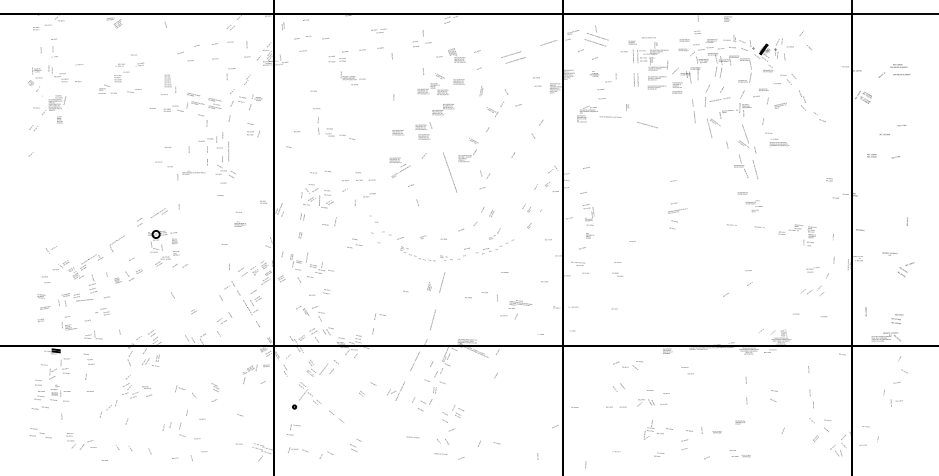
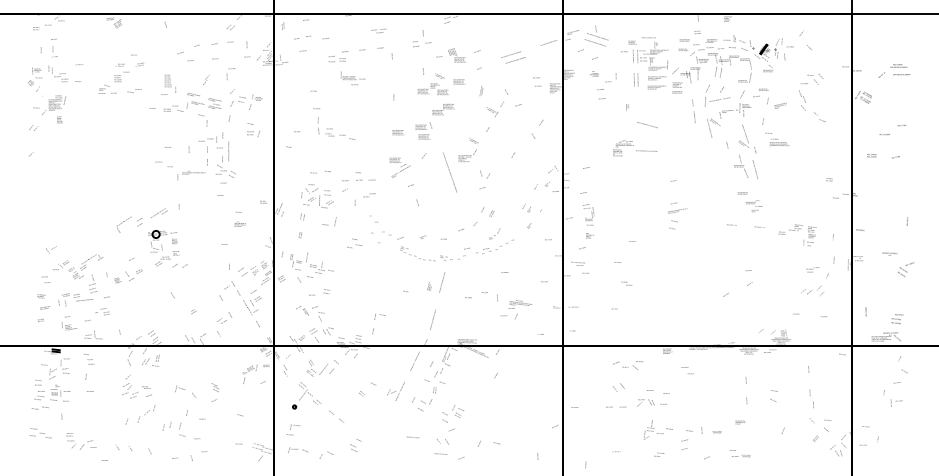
text position: (247, 79) -> (206, 79) (206, 79)
text position: (785, 79) -> (812, 79) (812, 79)
text position: (599, 114) -> (635, 148) (635, 148)
text position: (117, 243) -> (124, 224) (124, 224)
text position: (617, 274) -> (626, 283) (626, 283)
text position: (108, 408) -> (146, 413) (146, 413)
